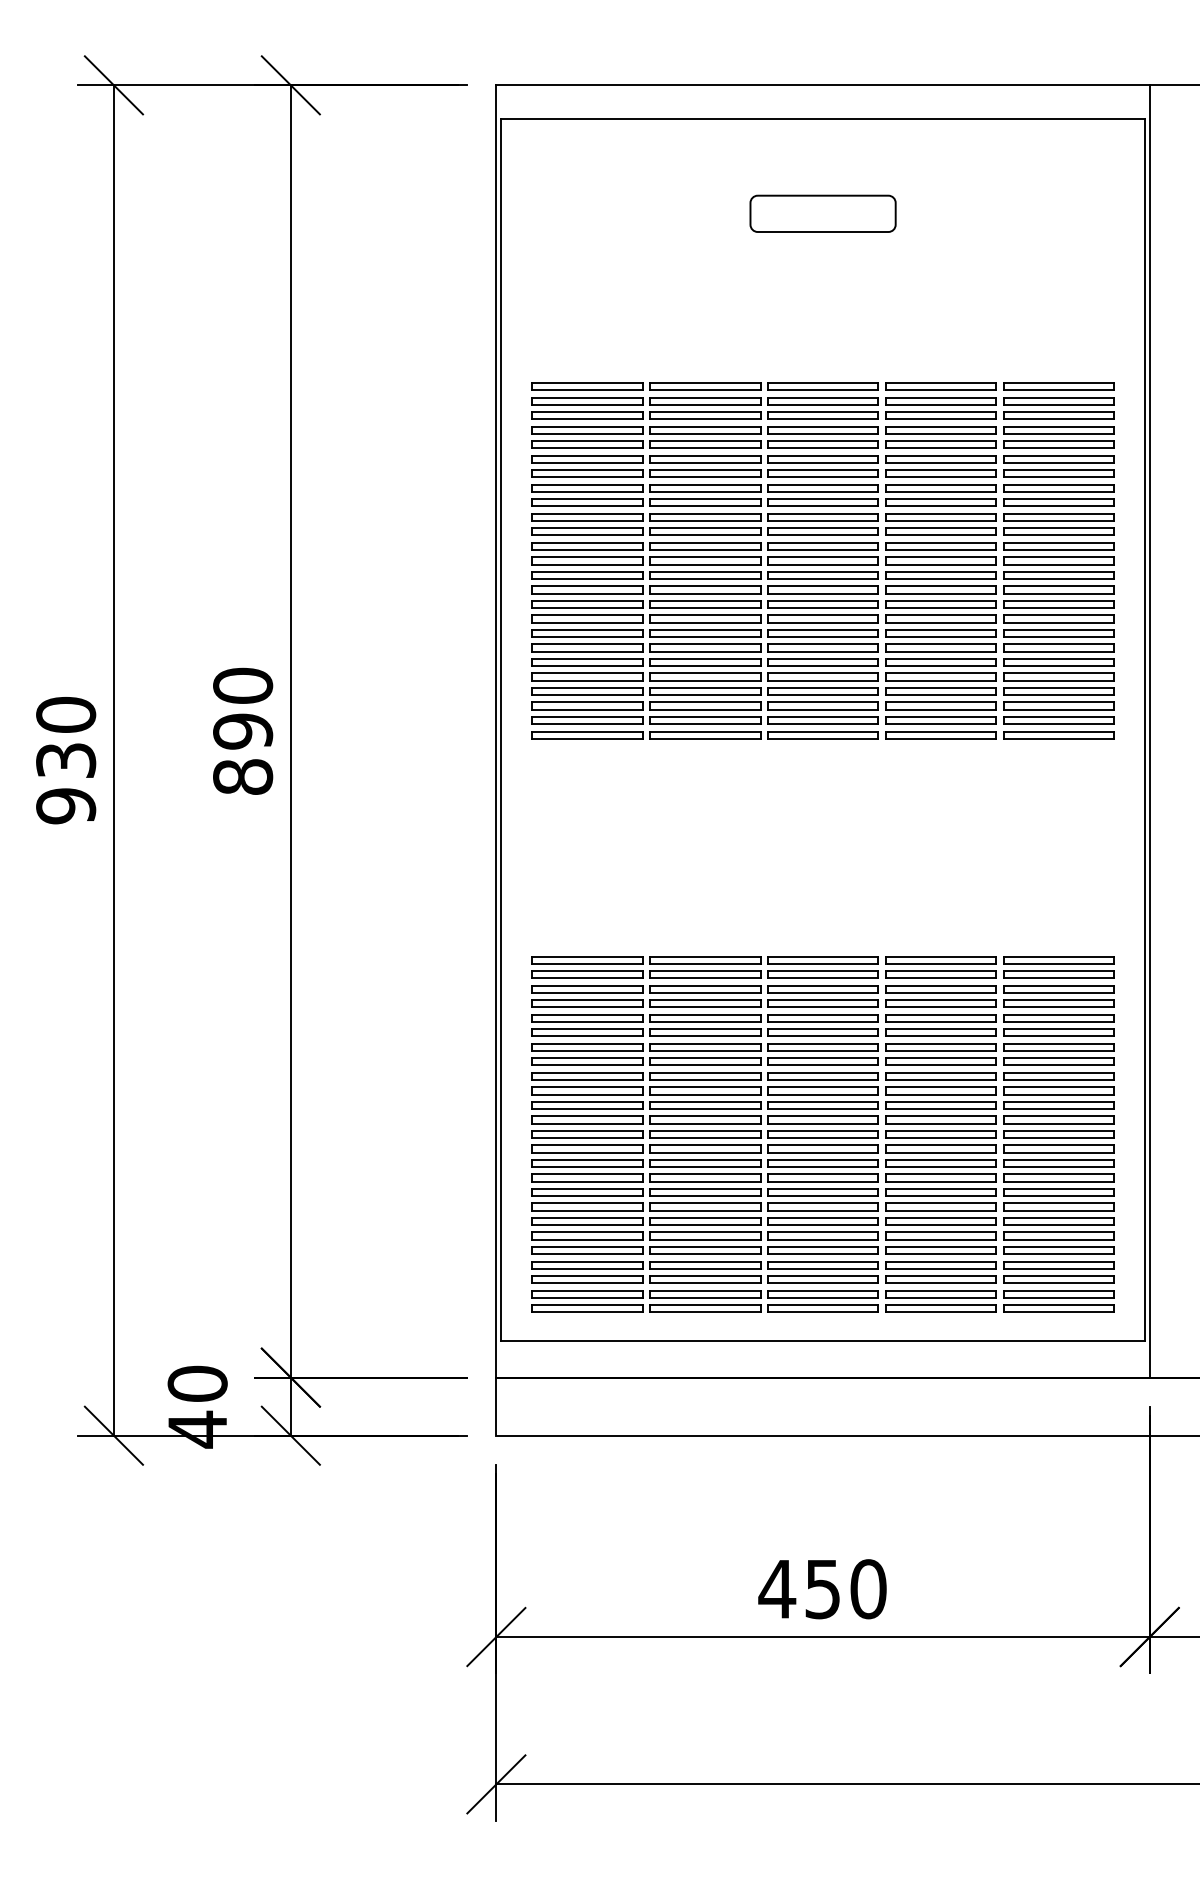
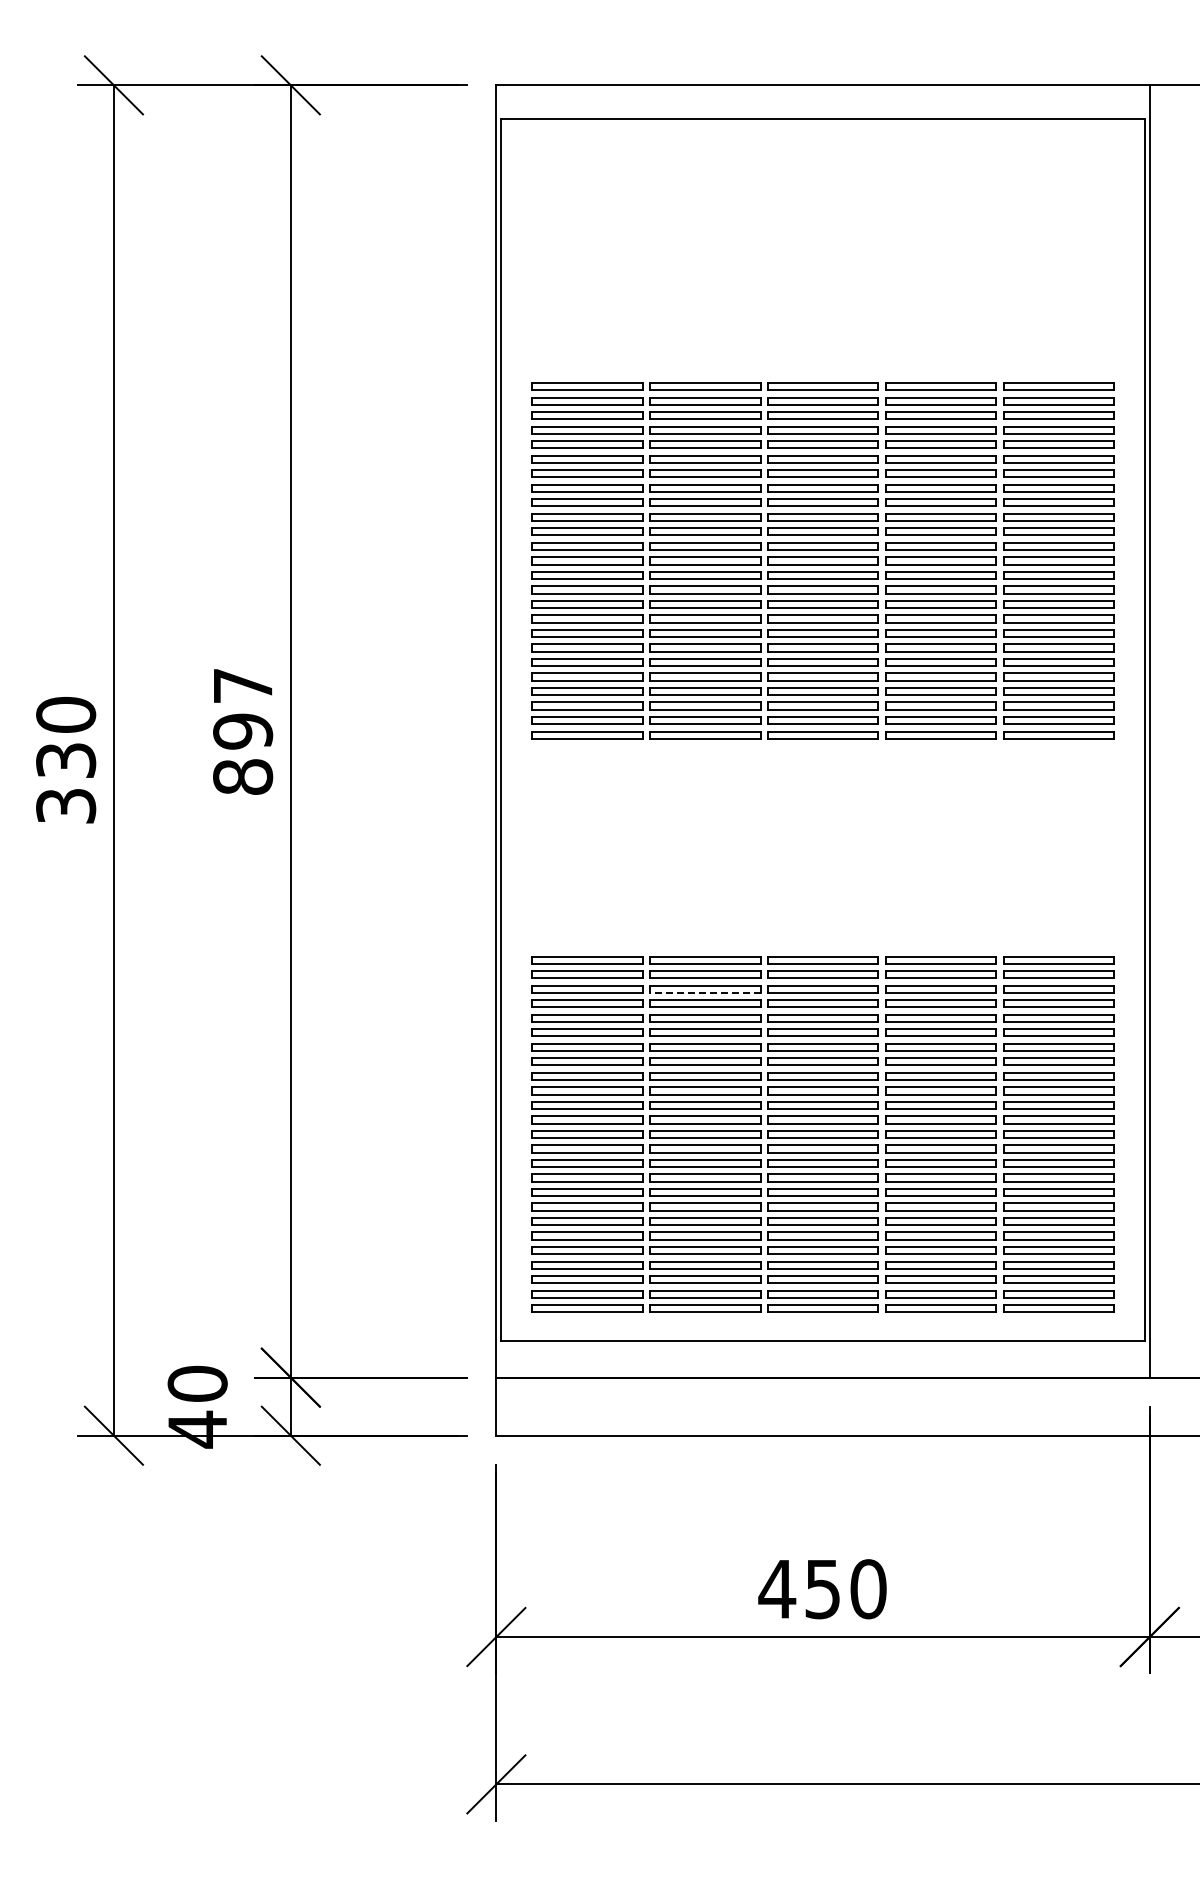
part: present -> none (822, 213)
text: 890 -> 897 (243, 685)
text: 930 -> 330 (66, 806)
line: solid -> dashed (704, 992)
